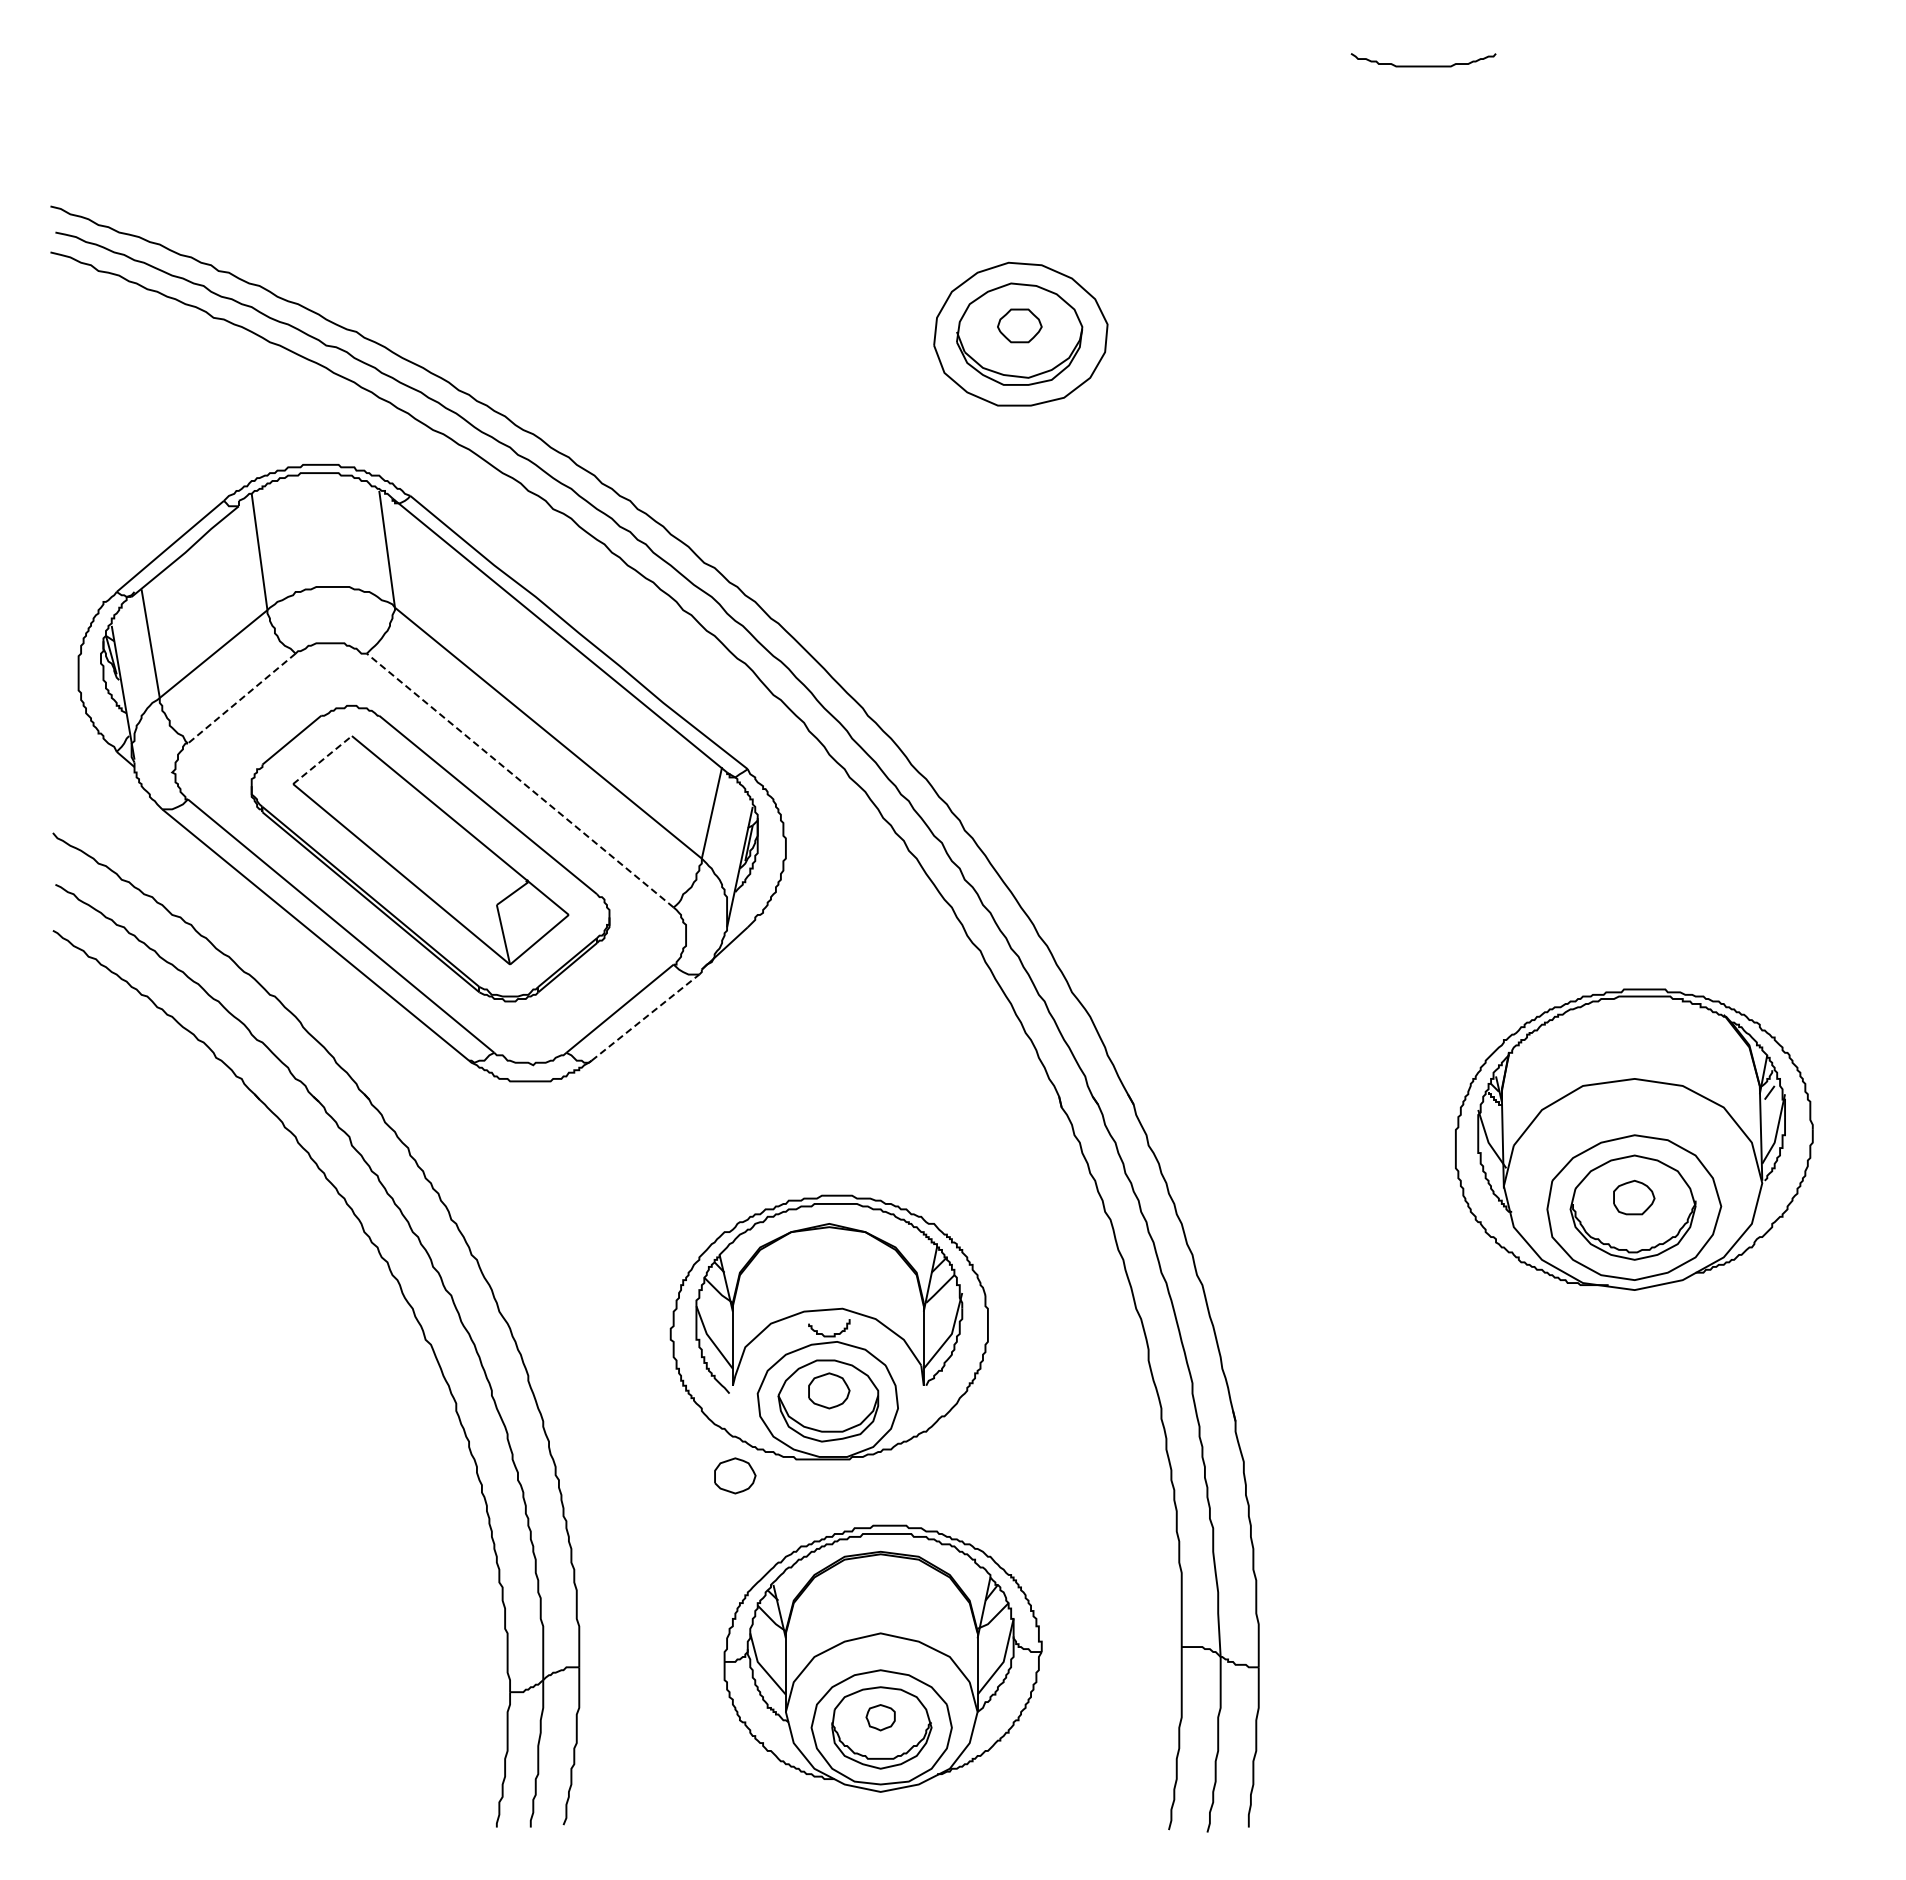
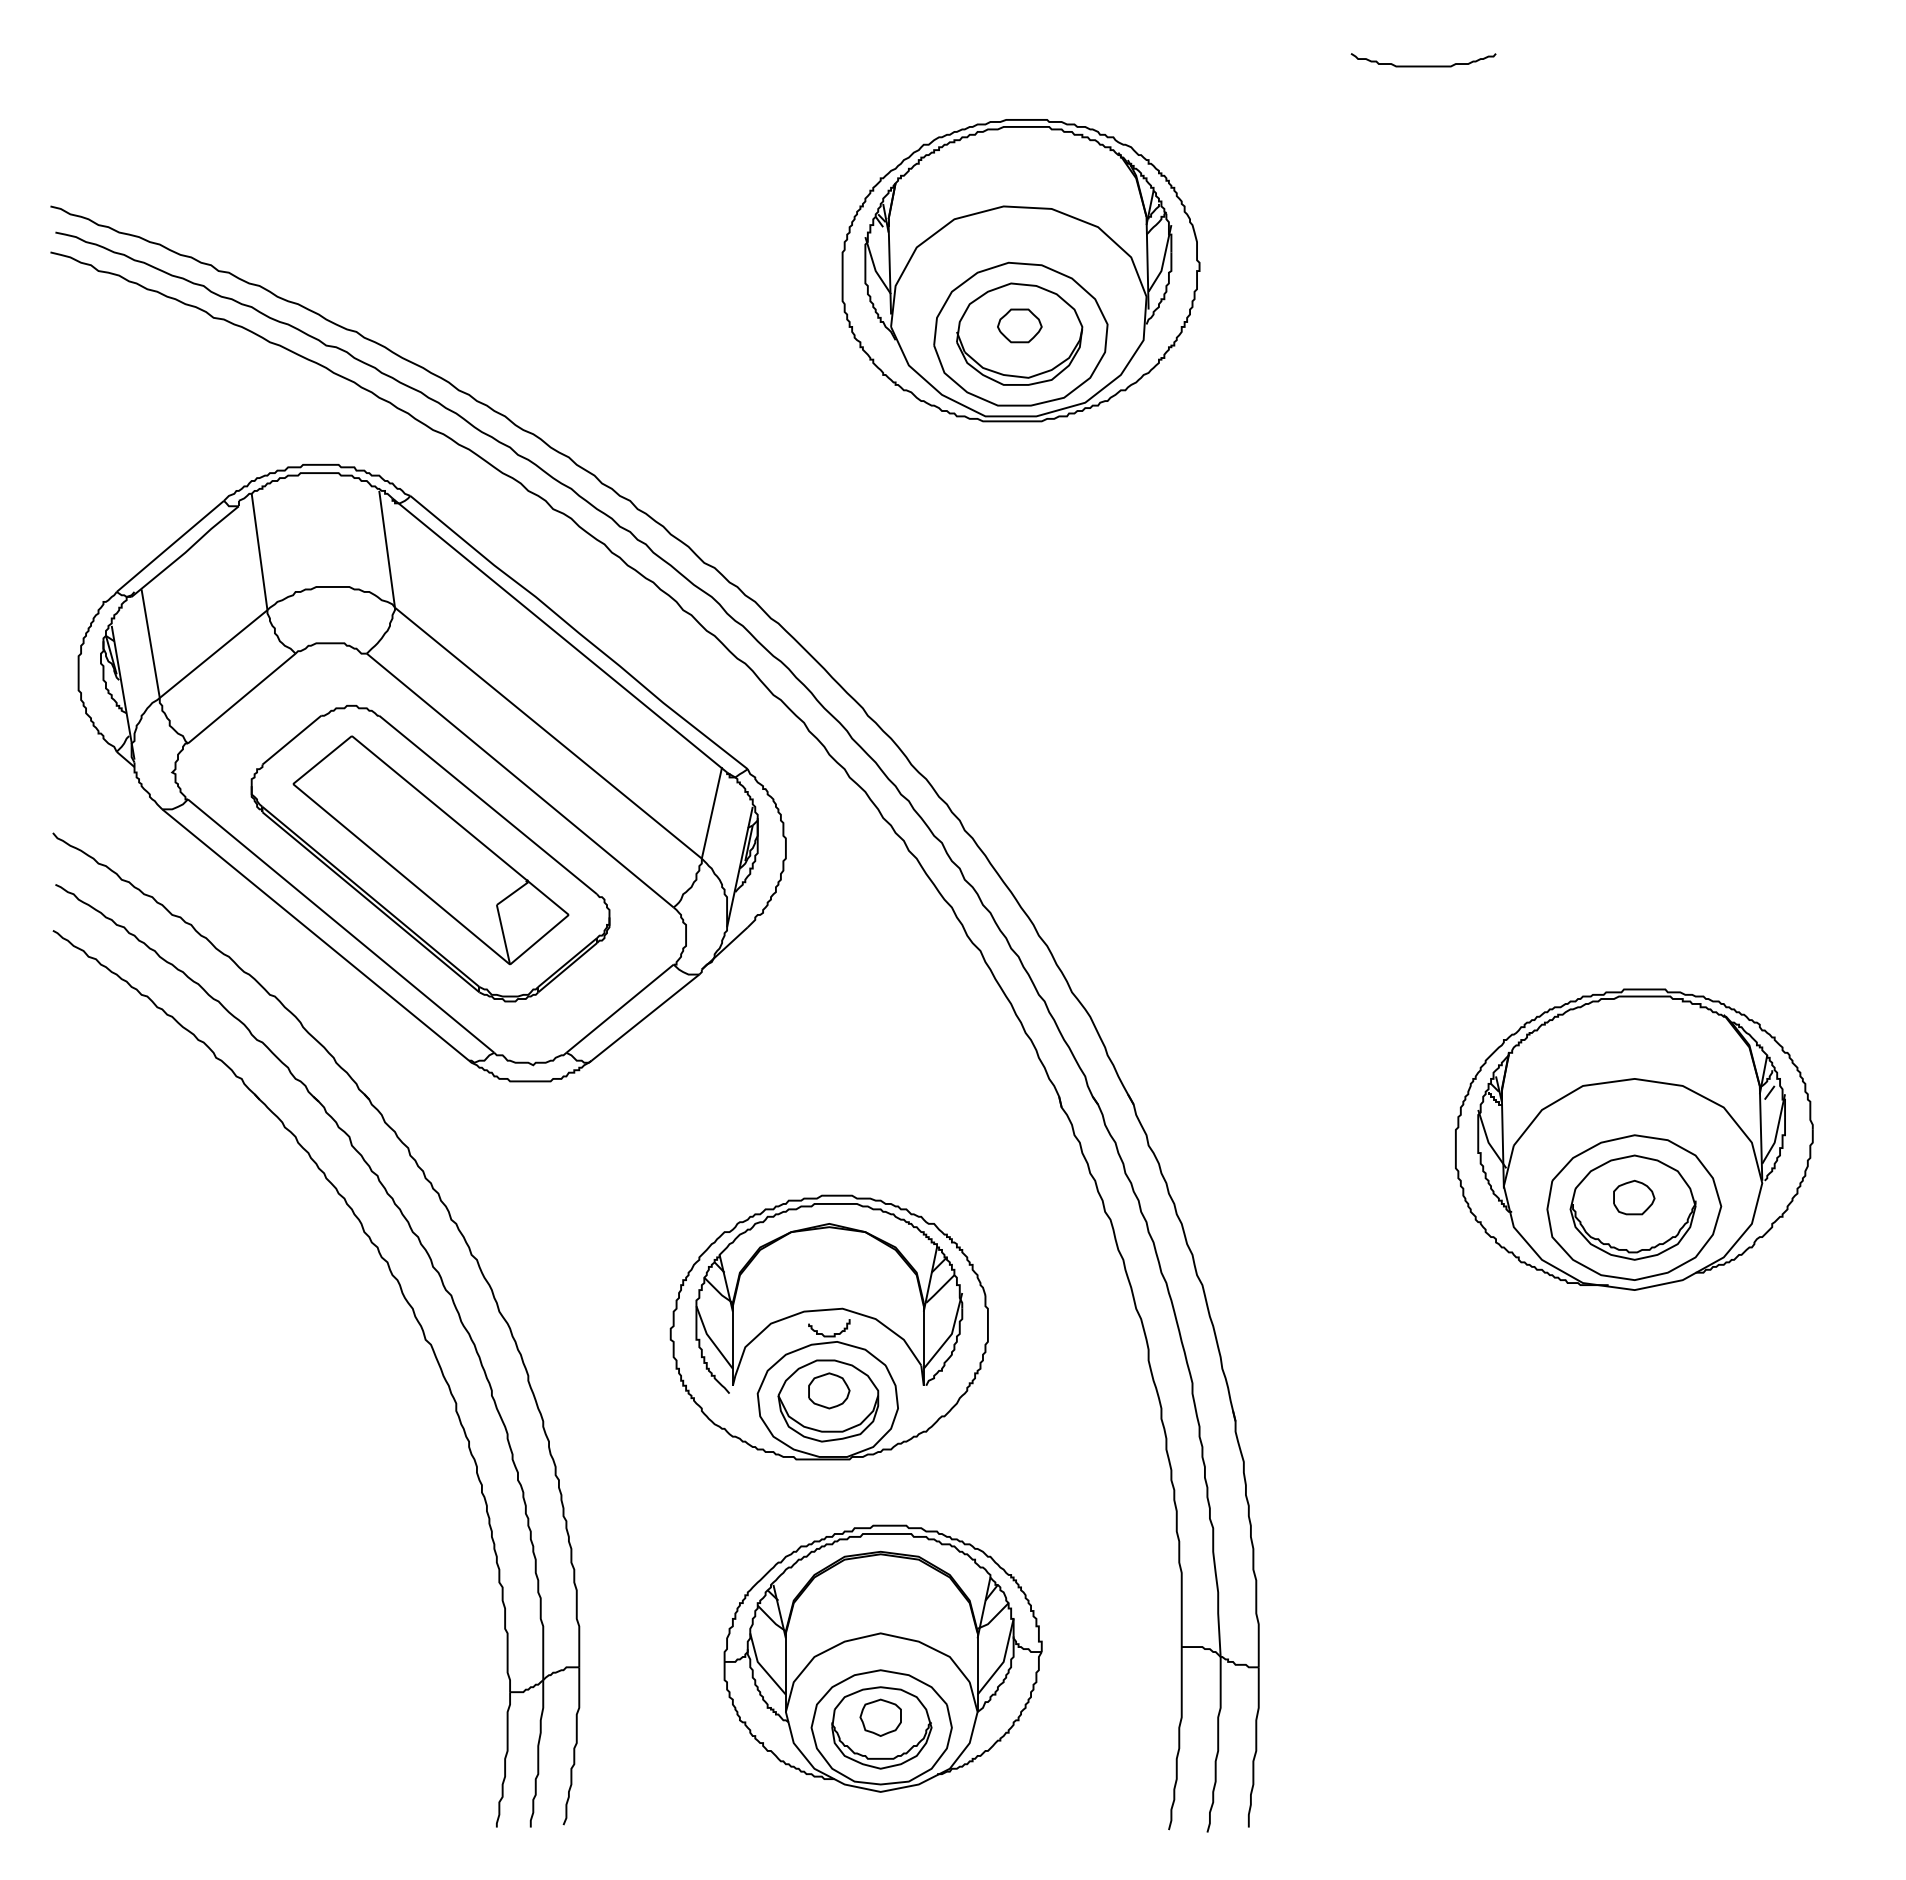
part: none -> present (1020, 270)
line: dashed -> solid (241, 698)
line: dashed -> solid (322, 760)
line: dashed -> solid (519, 780)
line: dashed -> solid (645, 1017)
part: present -> none (735, 1475)
part size: 31x28 px -> 43x39 px (880, 1717)
